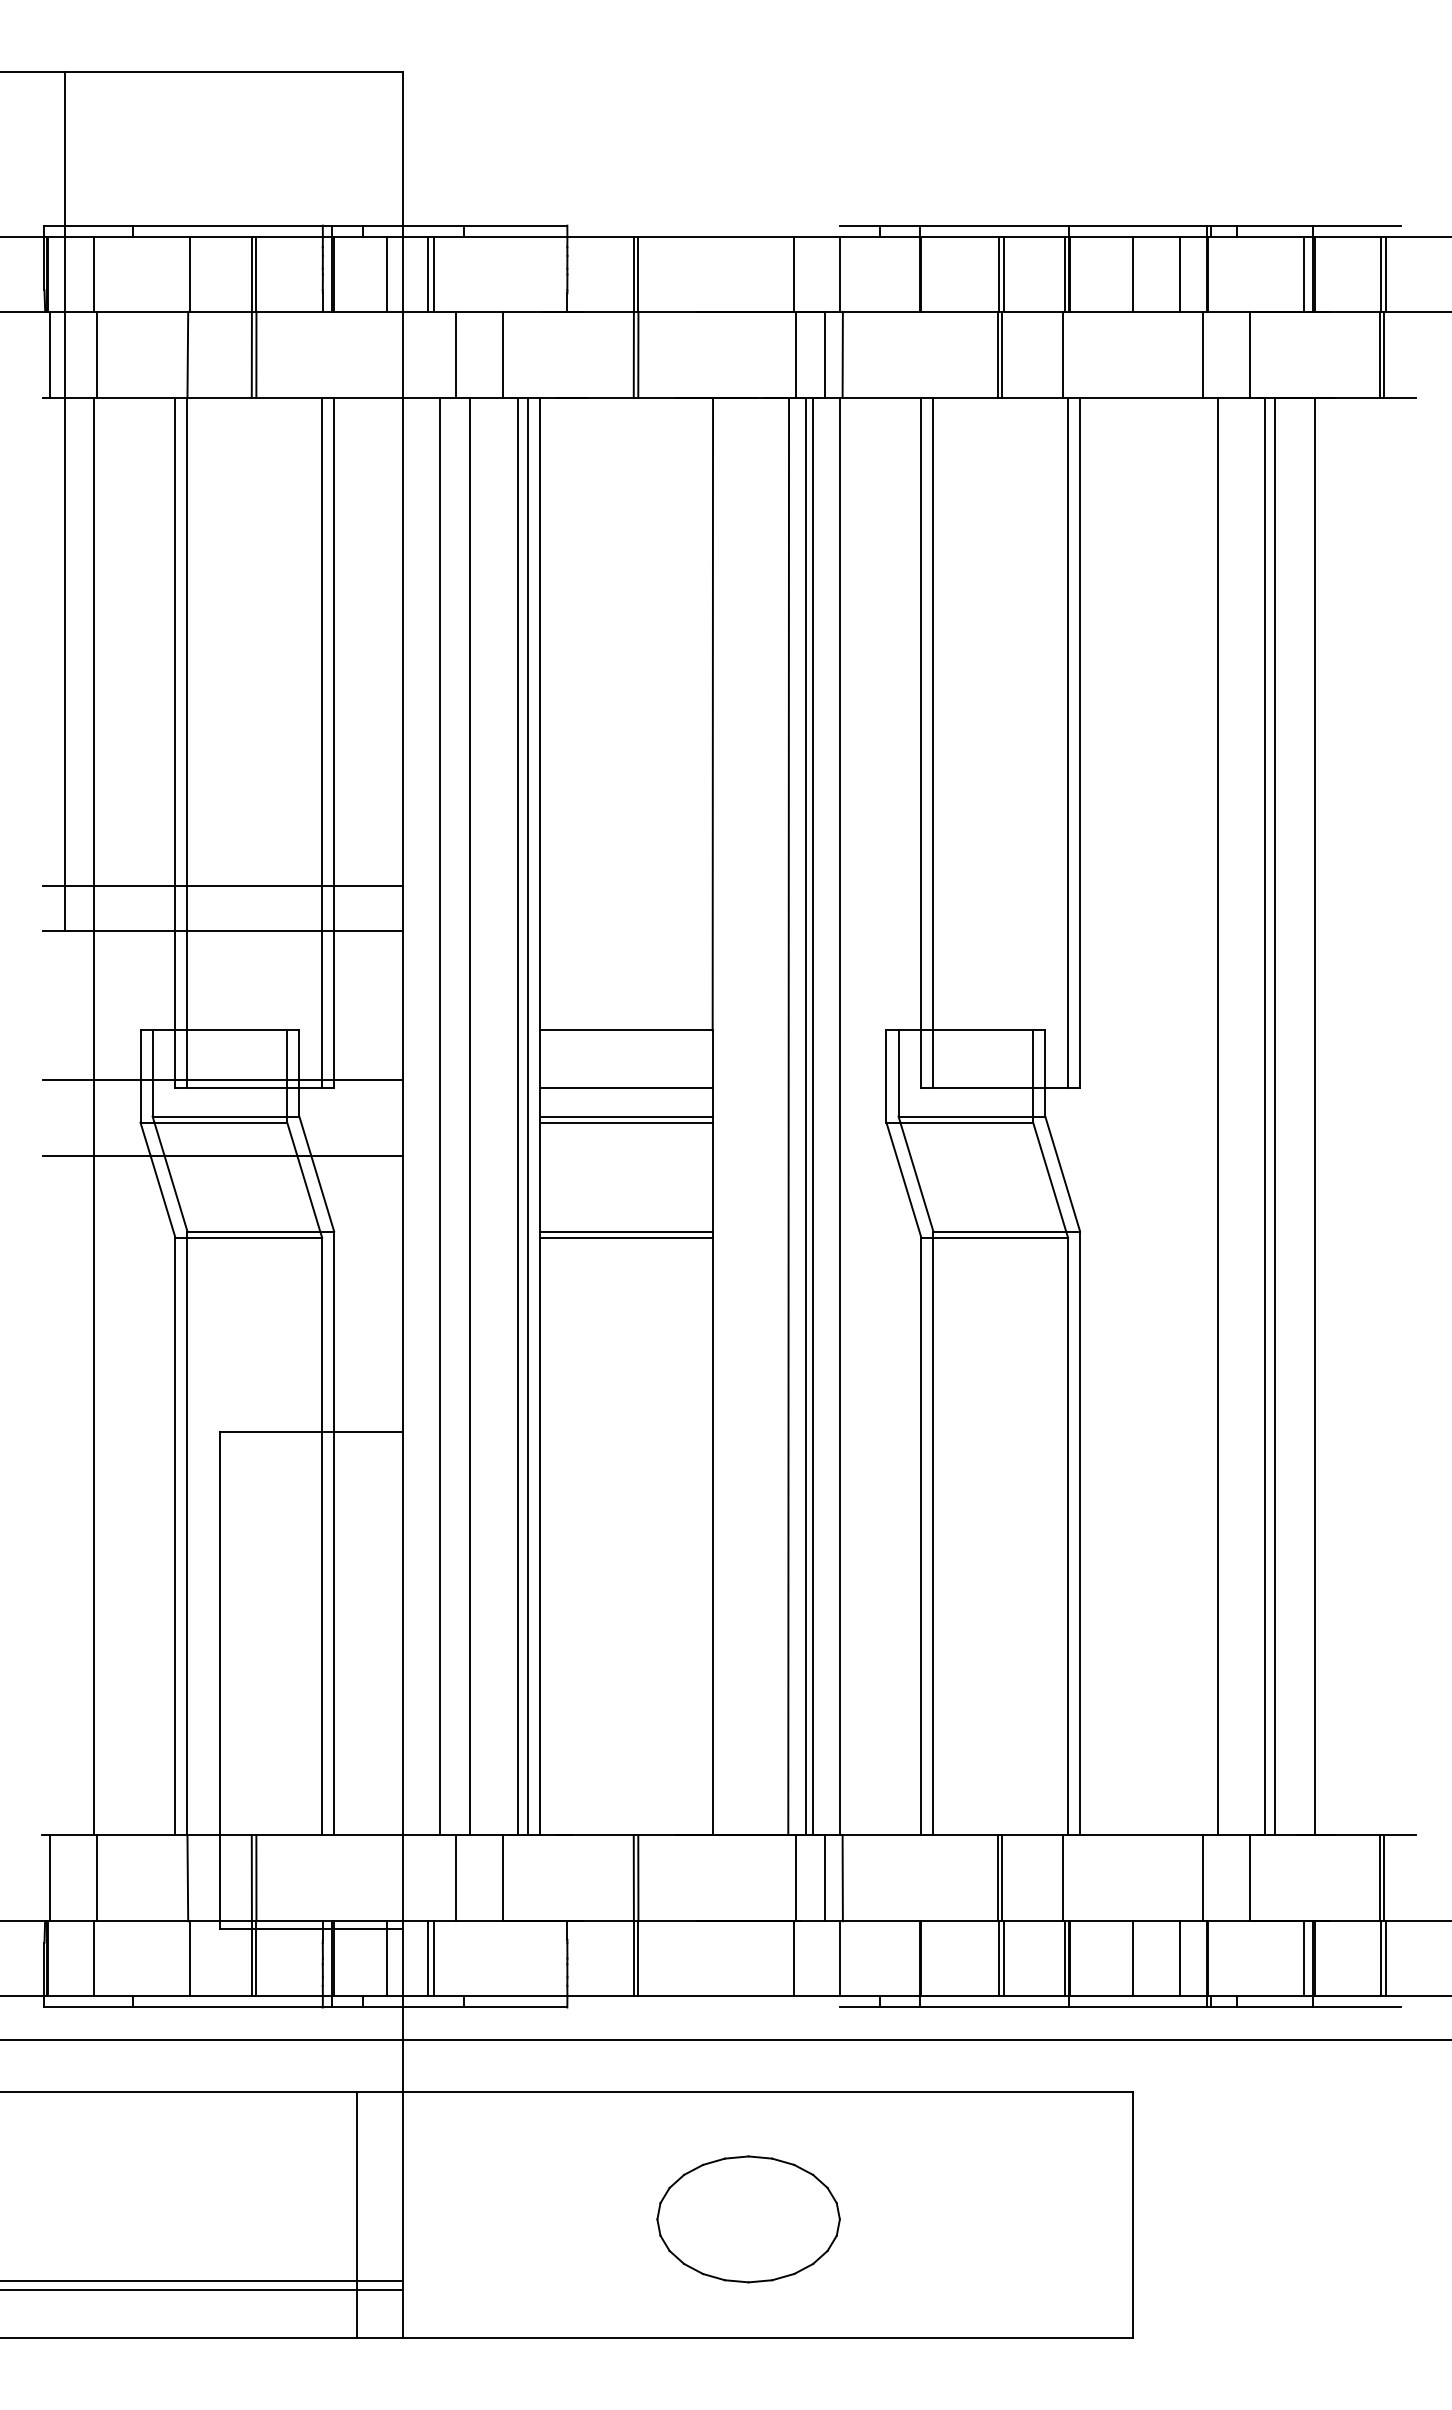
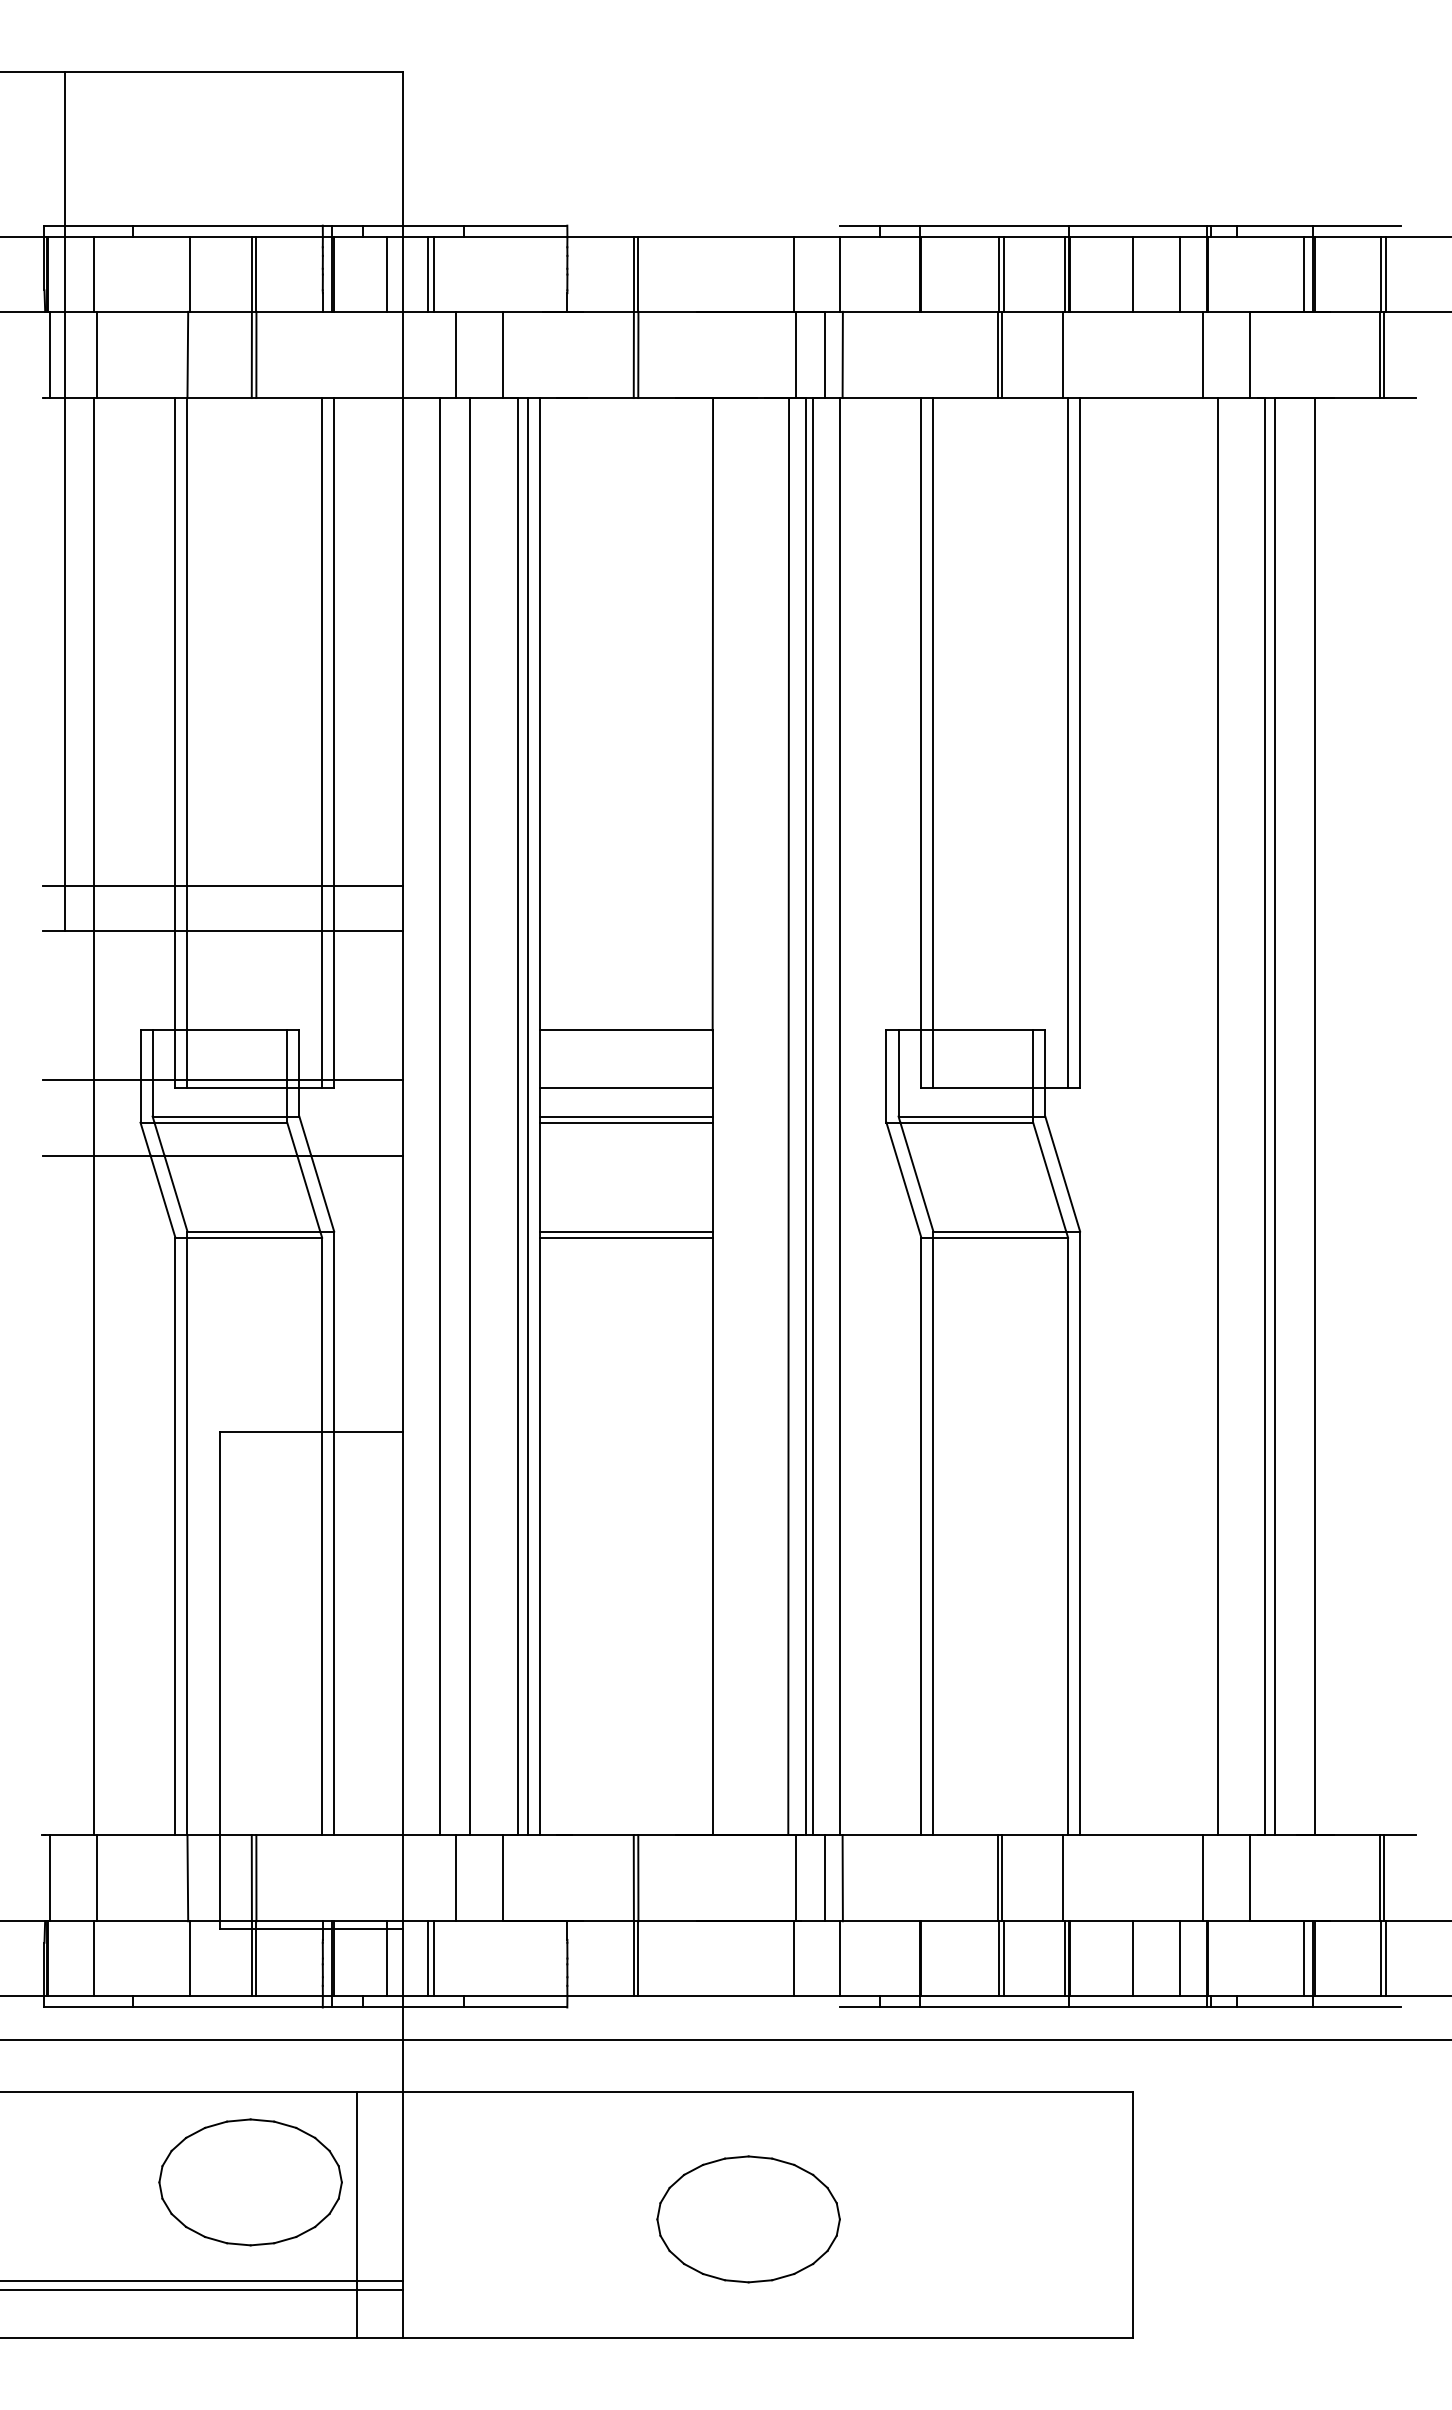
part: none -> present (250, 2182)
